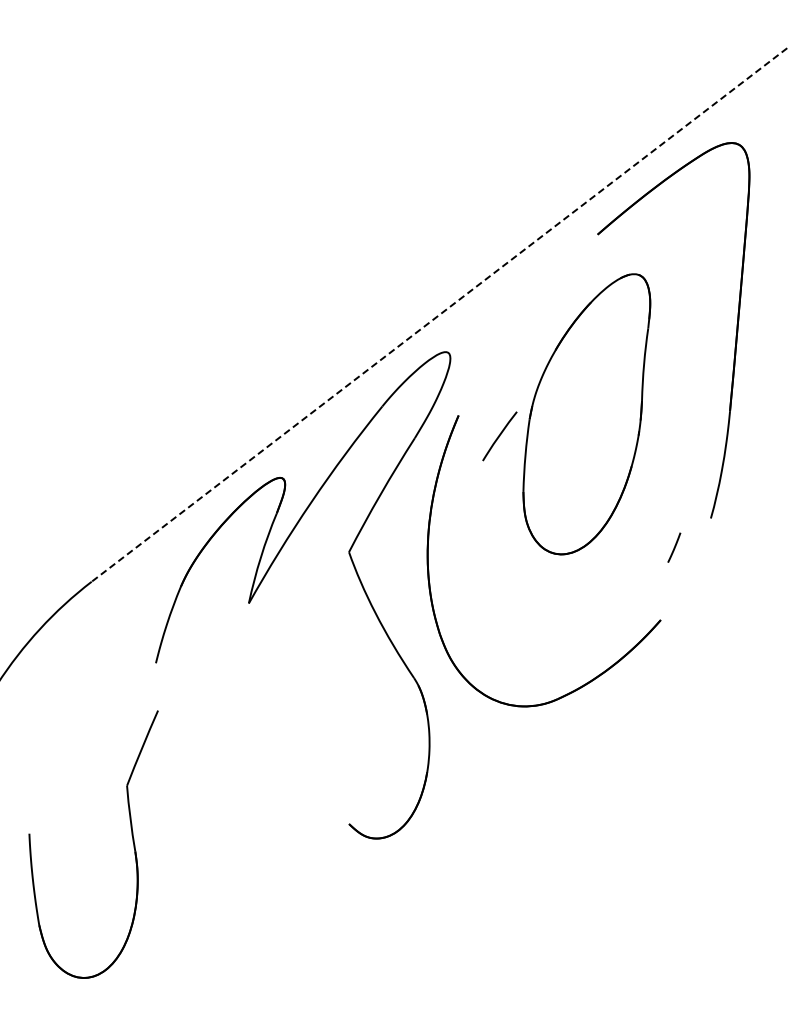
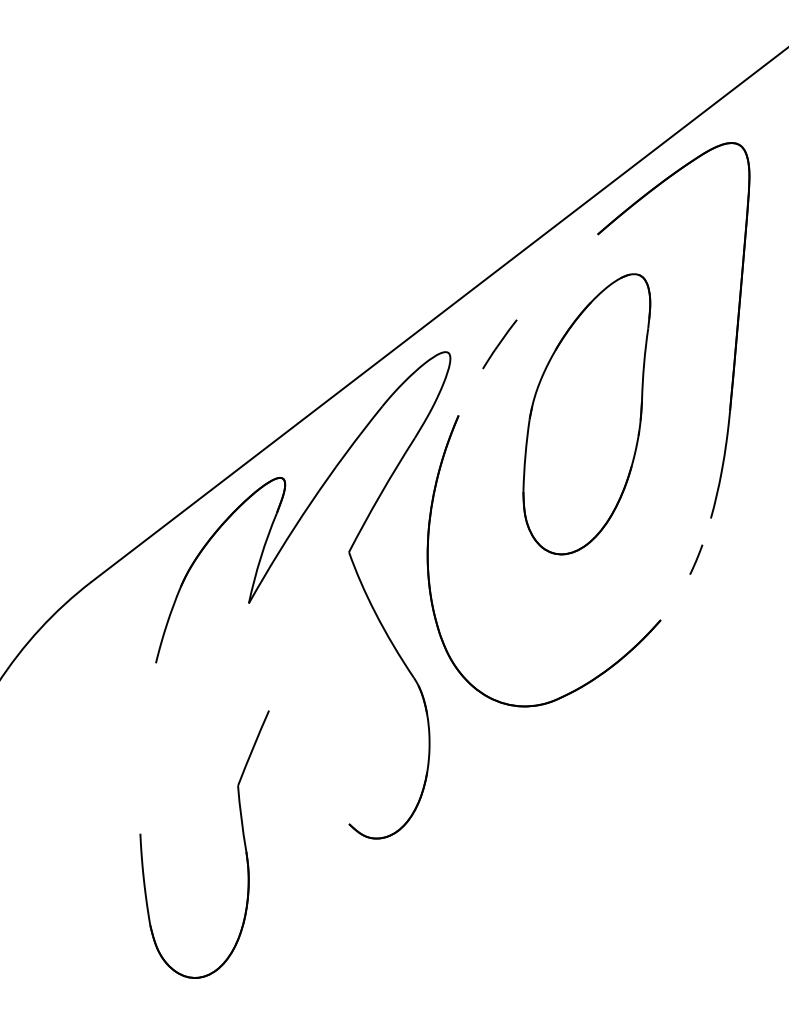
line: dashed -> solid (440, 314)
line position: (499, 436) -> (499, 344) (499, 344)
line position: (674, 547) -> (696, 559) (696, 559)
part position: (131, 835) -> (242, 835) (242, 835)
